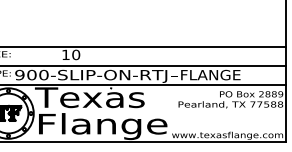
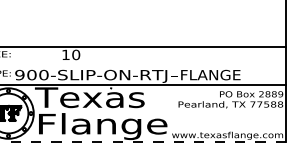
line: present -> none (143, 65)
line: solid -> dashed (142, 142)
